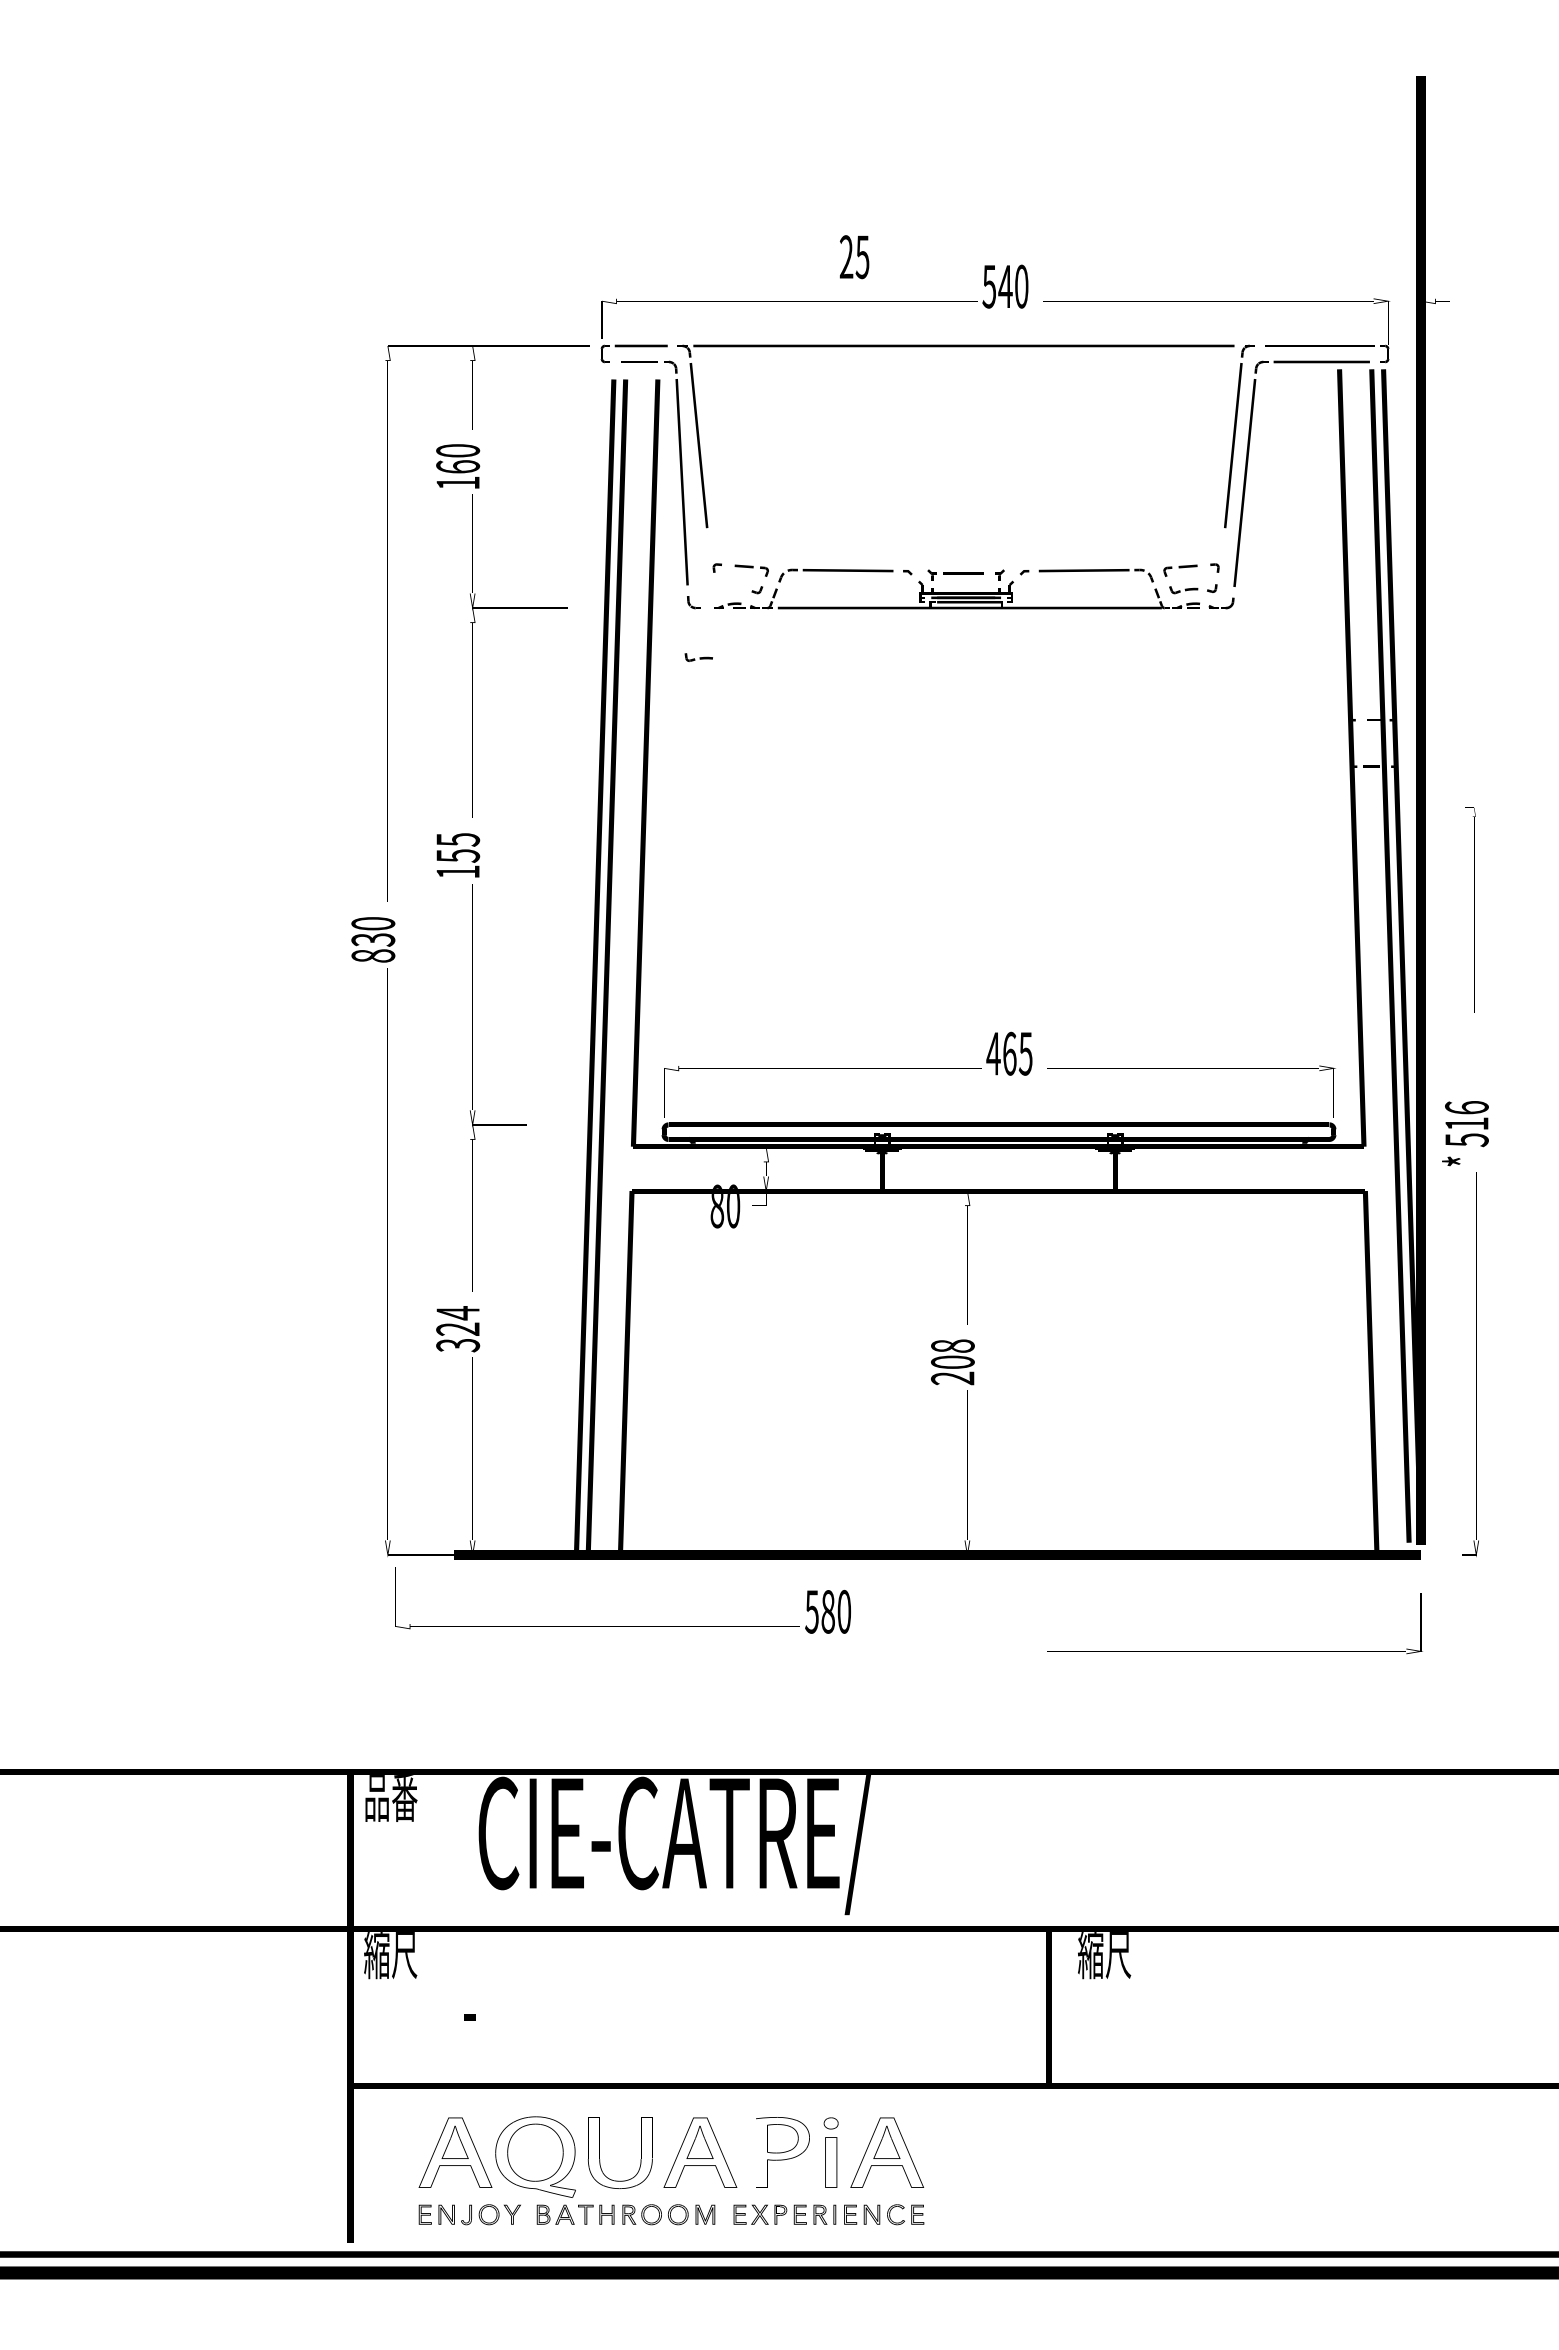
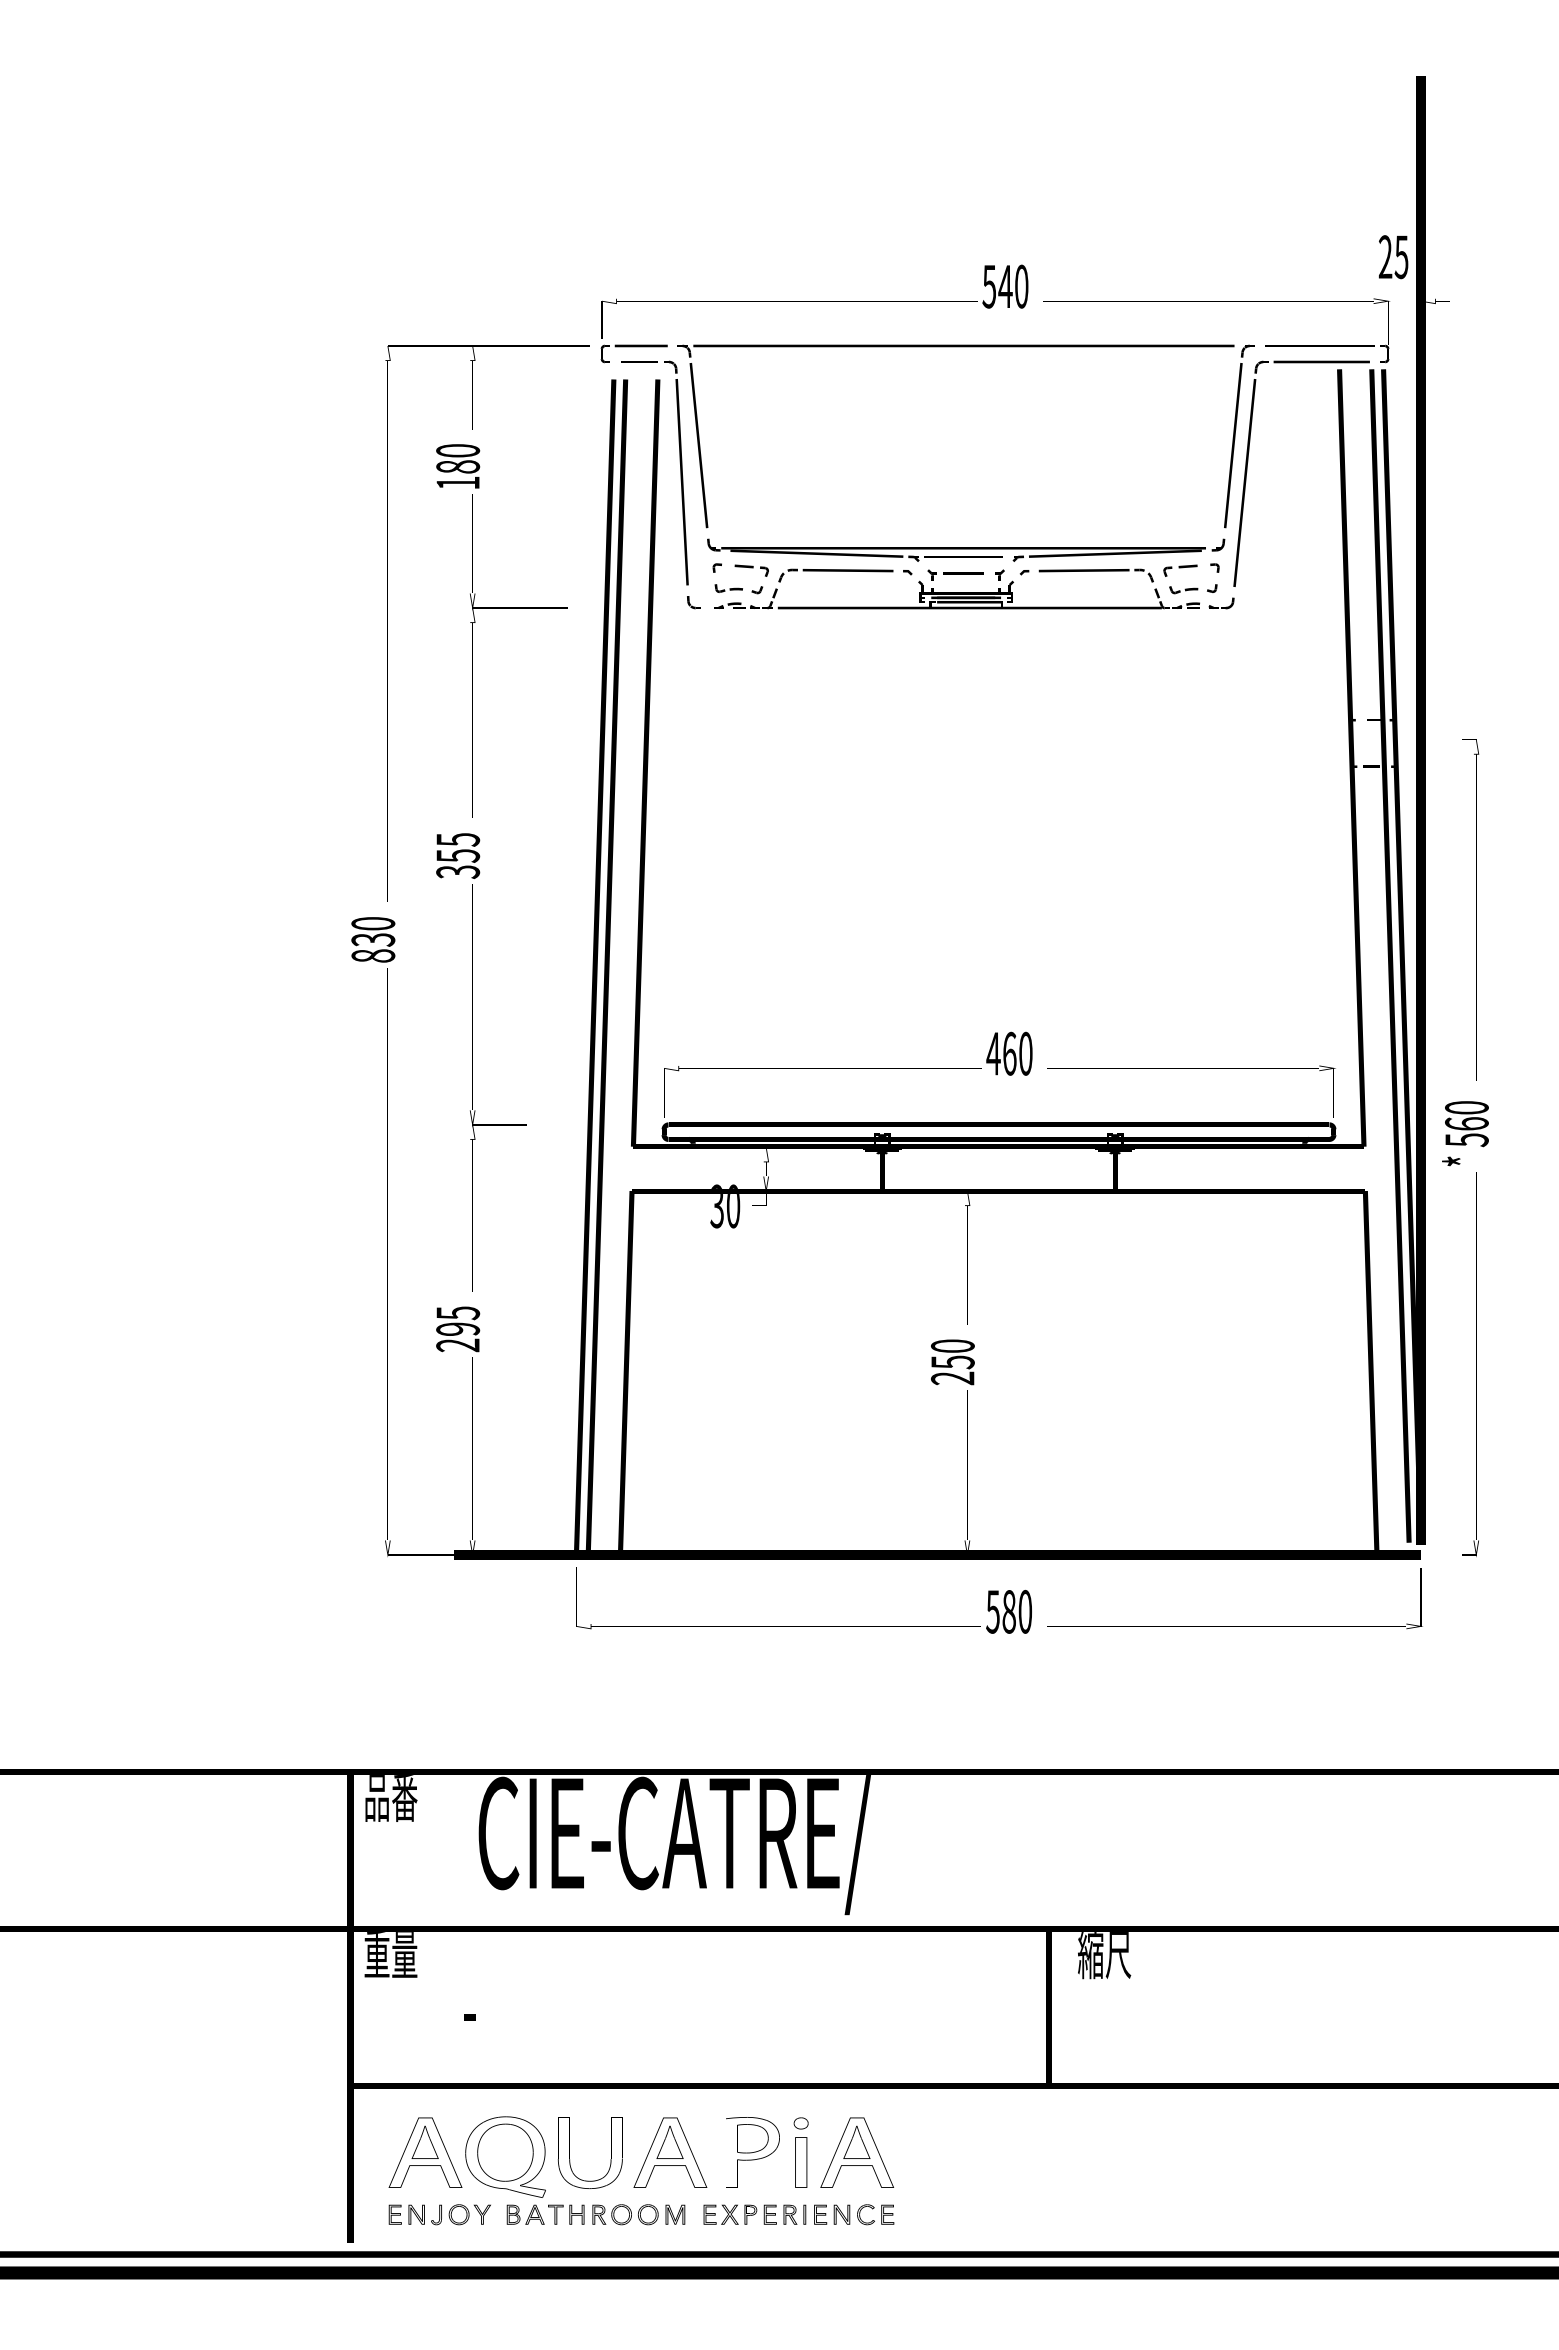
text position: (854, 257) -> (1393, 257) (1393, 257)
text: 160 -> 180 (458, 466)
part: none -> present (966, 549)
part position: (698, 657) -> (728, 588) (728, 588)
text: 155 -> 355 (458, 872)
part size: 11x206 px -> 18x342 px (1470, 909)
text: 465 -> 460 (1025, 1053)
text: 516 -> 560 (1466, 1115)
text: 80 -> 30 (717, 1206)
text: 324 -> 295 (458, 1329)
text: 208 -> 250 (952, 1354)
text position: (622, 1600) -> (803, 1600) (803, 1600)
part position: (1234, 1651) -> (1234, 1626) (1234, 1626)
text: 縮尺 -> 重量 (390, 1955)
part position: (671, 2170) -> (641, 2170) (641, 2170)
